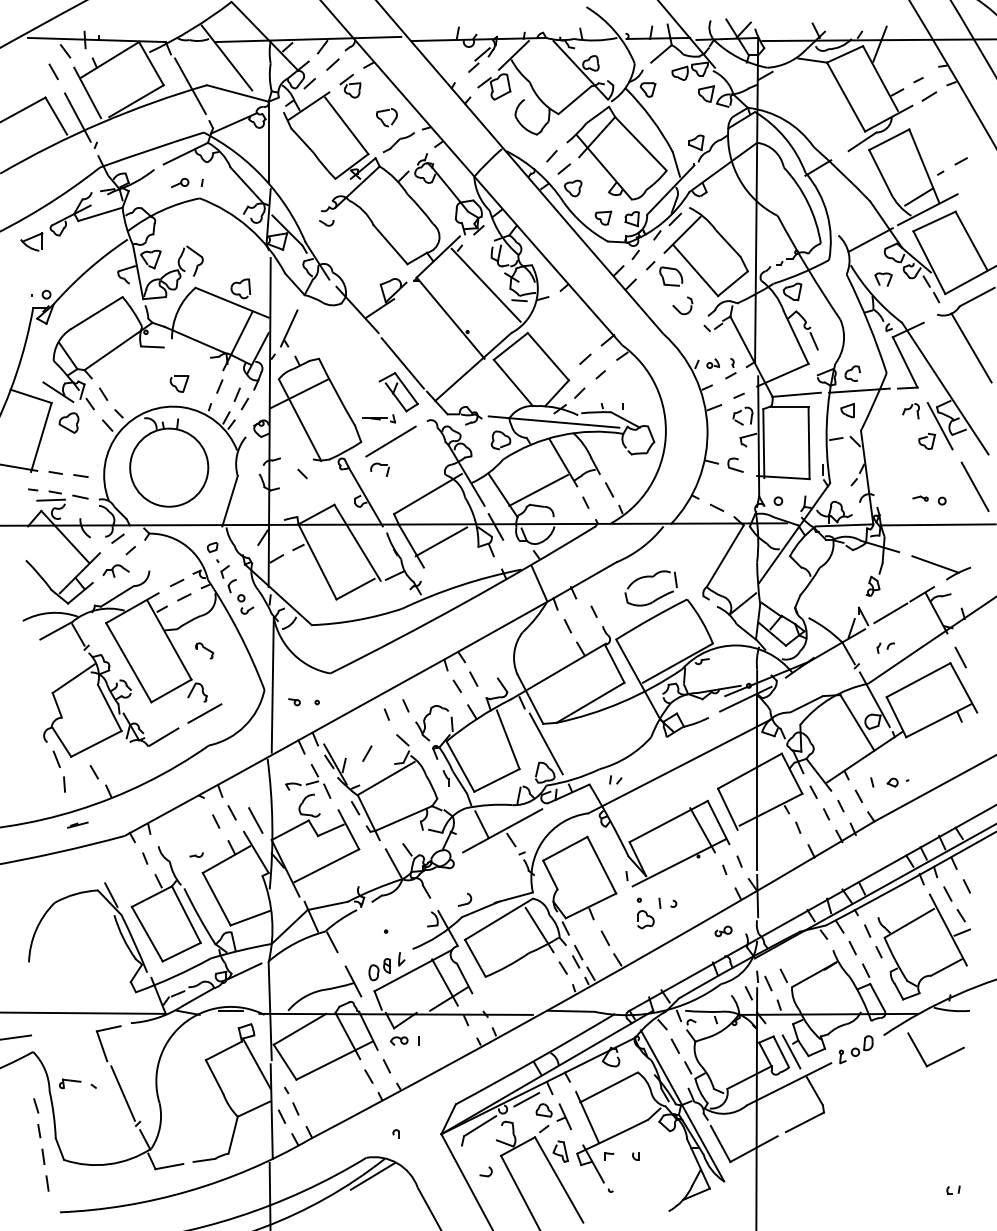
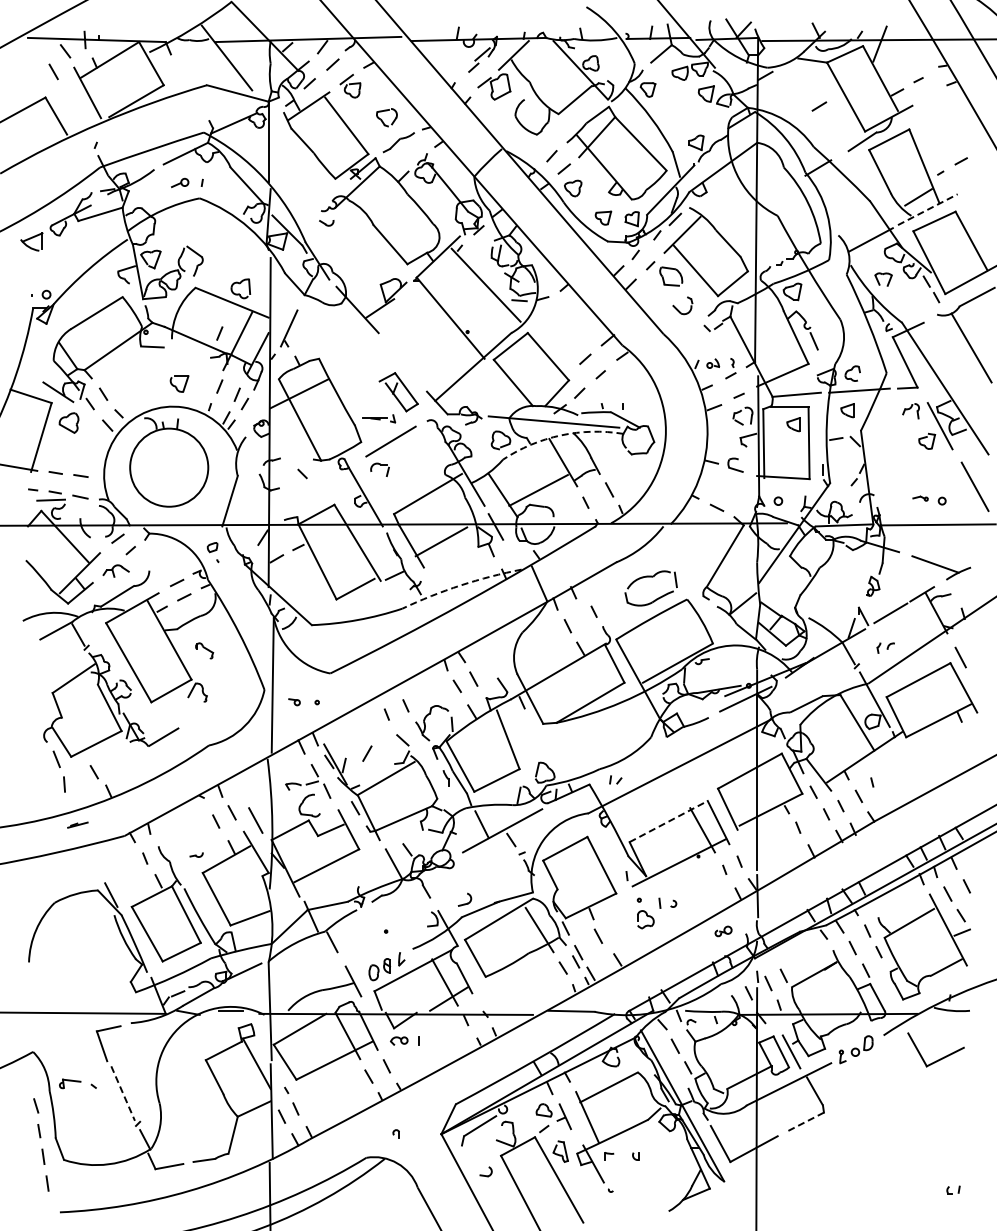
line: present -> none (190, 86)
line position: (929, 96) -> (819, 106) (819, 106)
line: present -> none (77, 117)
line: solid -> dashed (927, 209)
line: none -> present (219, 333)
line: present -> none (402, 363)
part: none -> present (793, 424)
arc: solid -> dashed (560, 435)
arc: solid -> dashed (460, 585)
part: present -> none (237, 589)
line: present -> none (204, 713)
line: present -> none (545, 743)
part: present -> none (897, 782)
line: solid -> dashed (669, 821)
line position: (605, 937) -> (598, 935) (598, 935)
line: present -> none (16, 1037)
line: solid -> dashed (123, 1093)
line: present -> none (526, 1099)
line: solid -> dashed (804, 1122)
line: present -> none (372, 1175)
